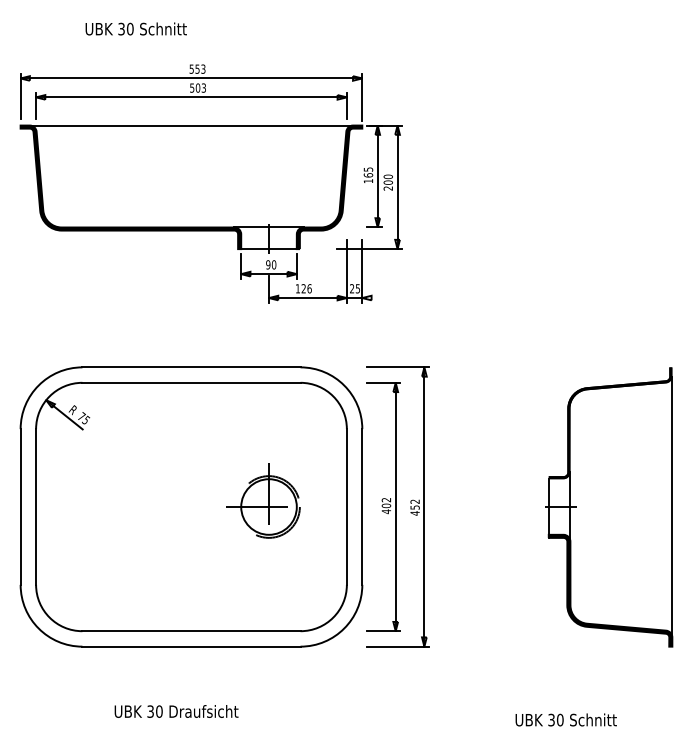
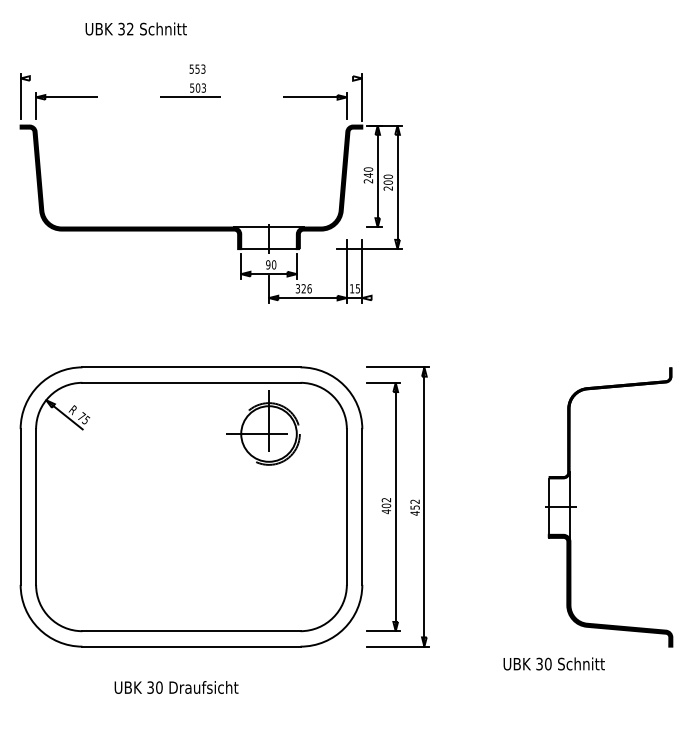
text: 30 -> 32 (130, 28)
line: present -> none (191, 78)
line: solid -> dashed (191, 97)
line: present -> none (191, 125)
text: 165 -> 240 (368, 175)
text: 126 -> 326 (297, 288)
text: 25 -> 15 (352, 288)
part position: (263, 500) -> (263, 427) (263, 427)
line: present -> none (672, 506)
text position: (176, 711) -> (176, 687) (176, 687)
text position: (565, 719) -> (553, 663) (553, 663)
